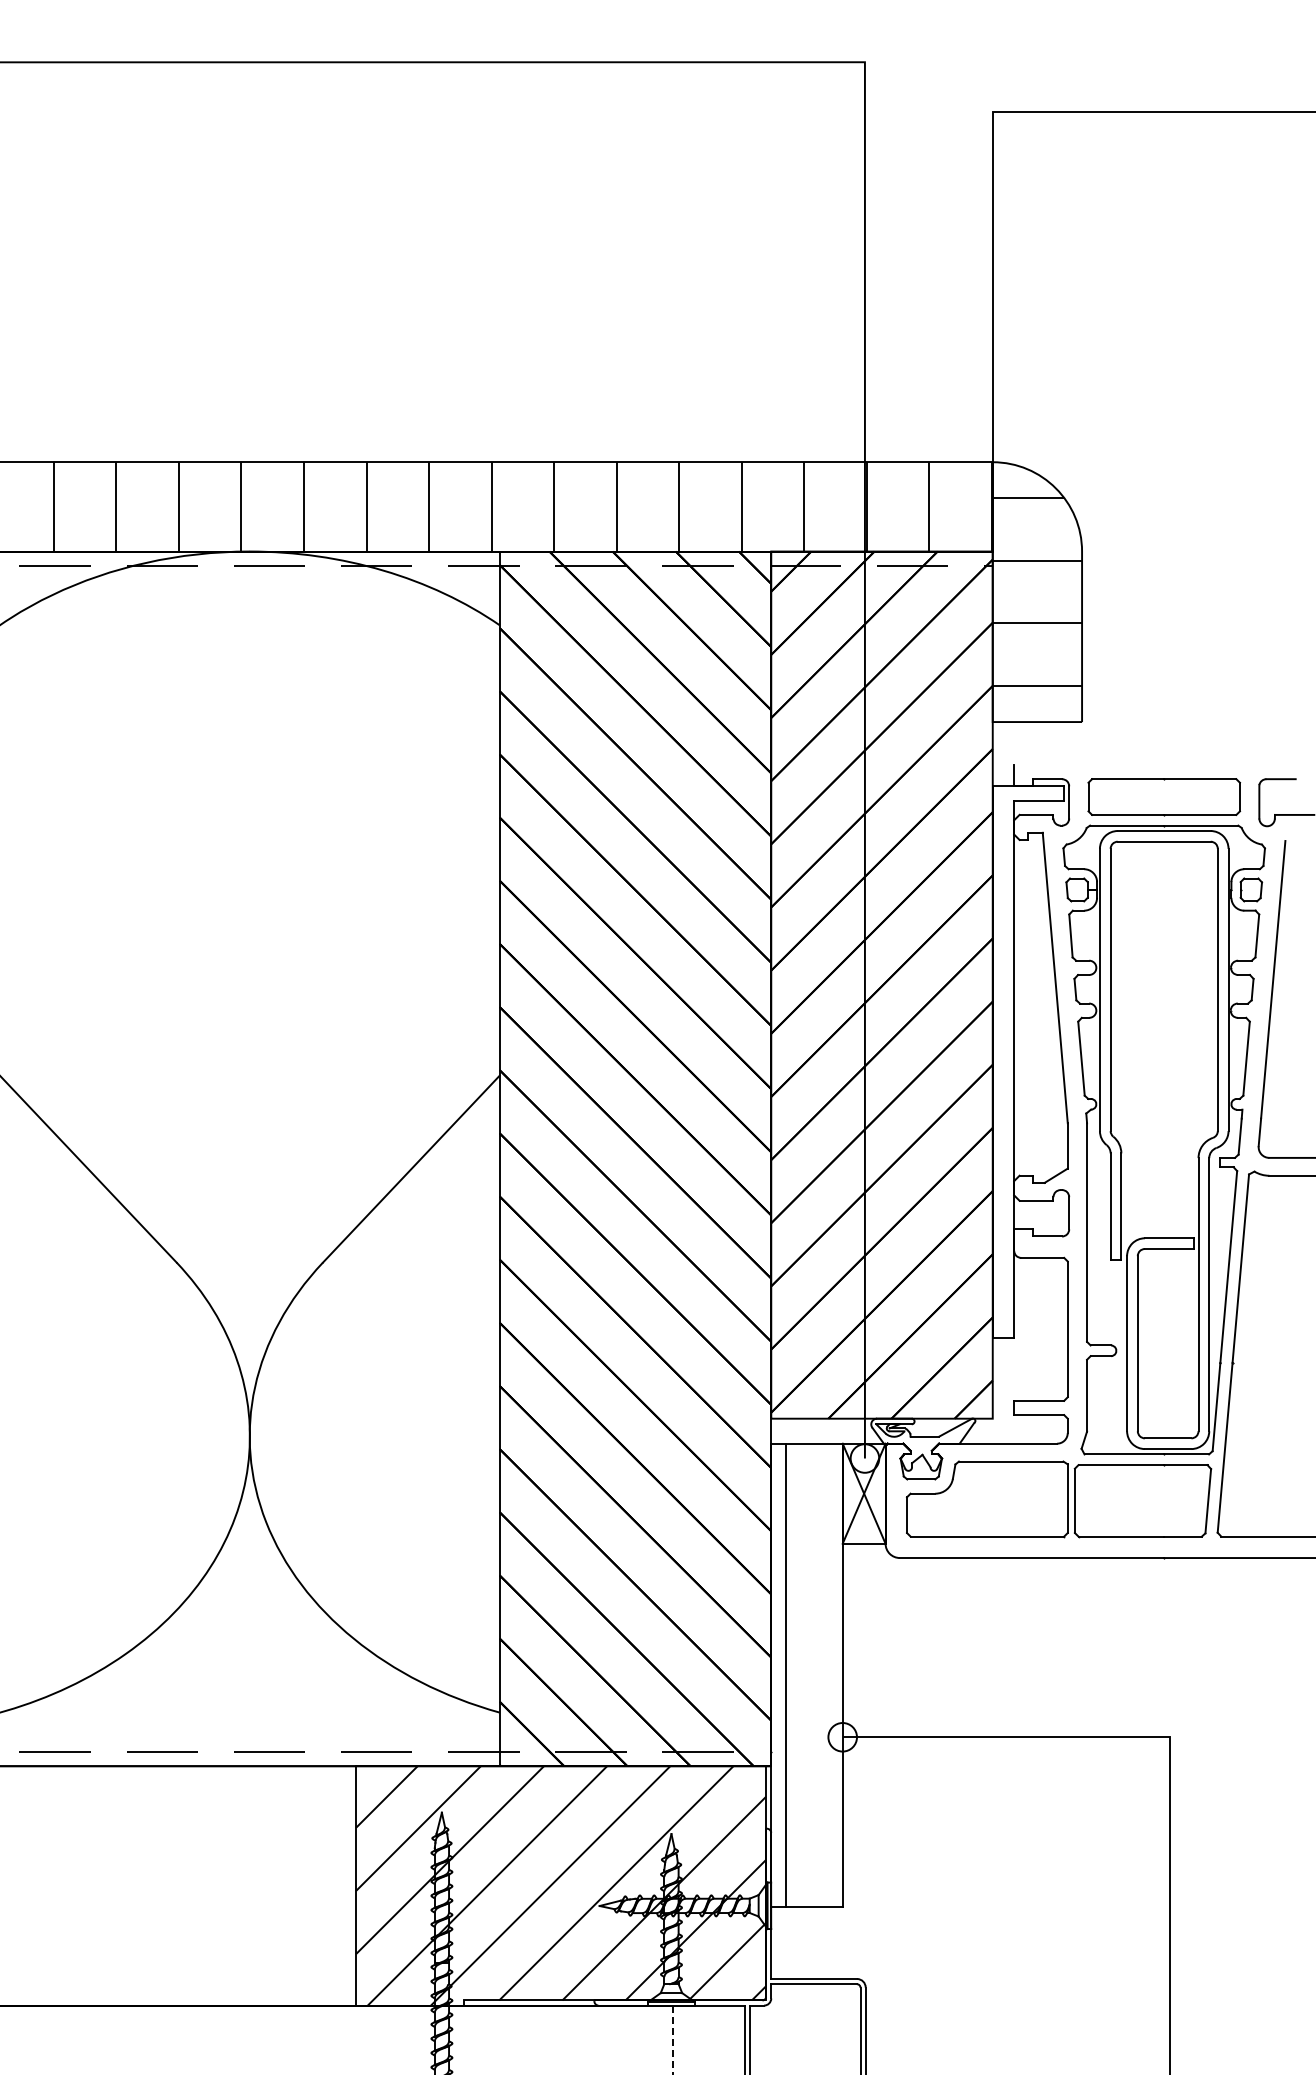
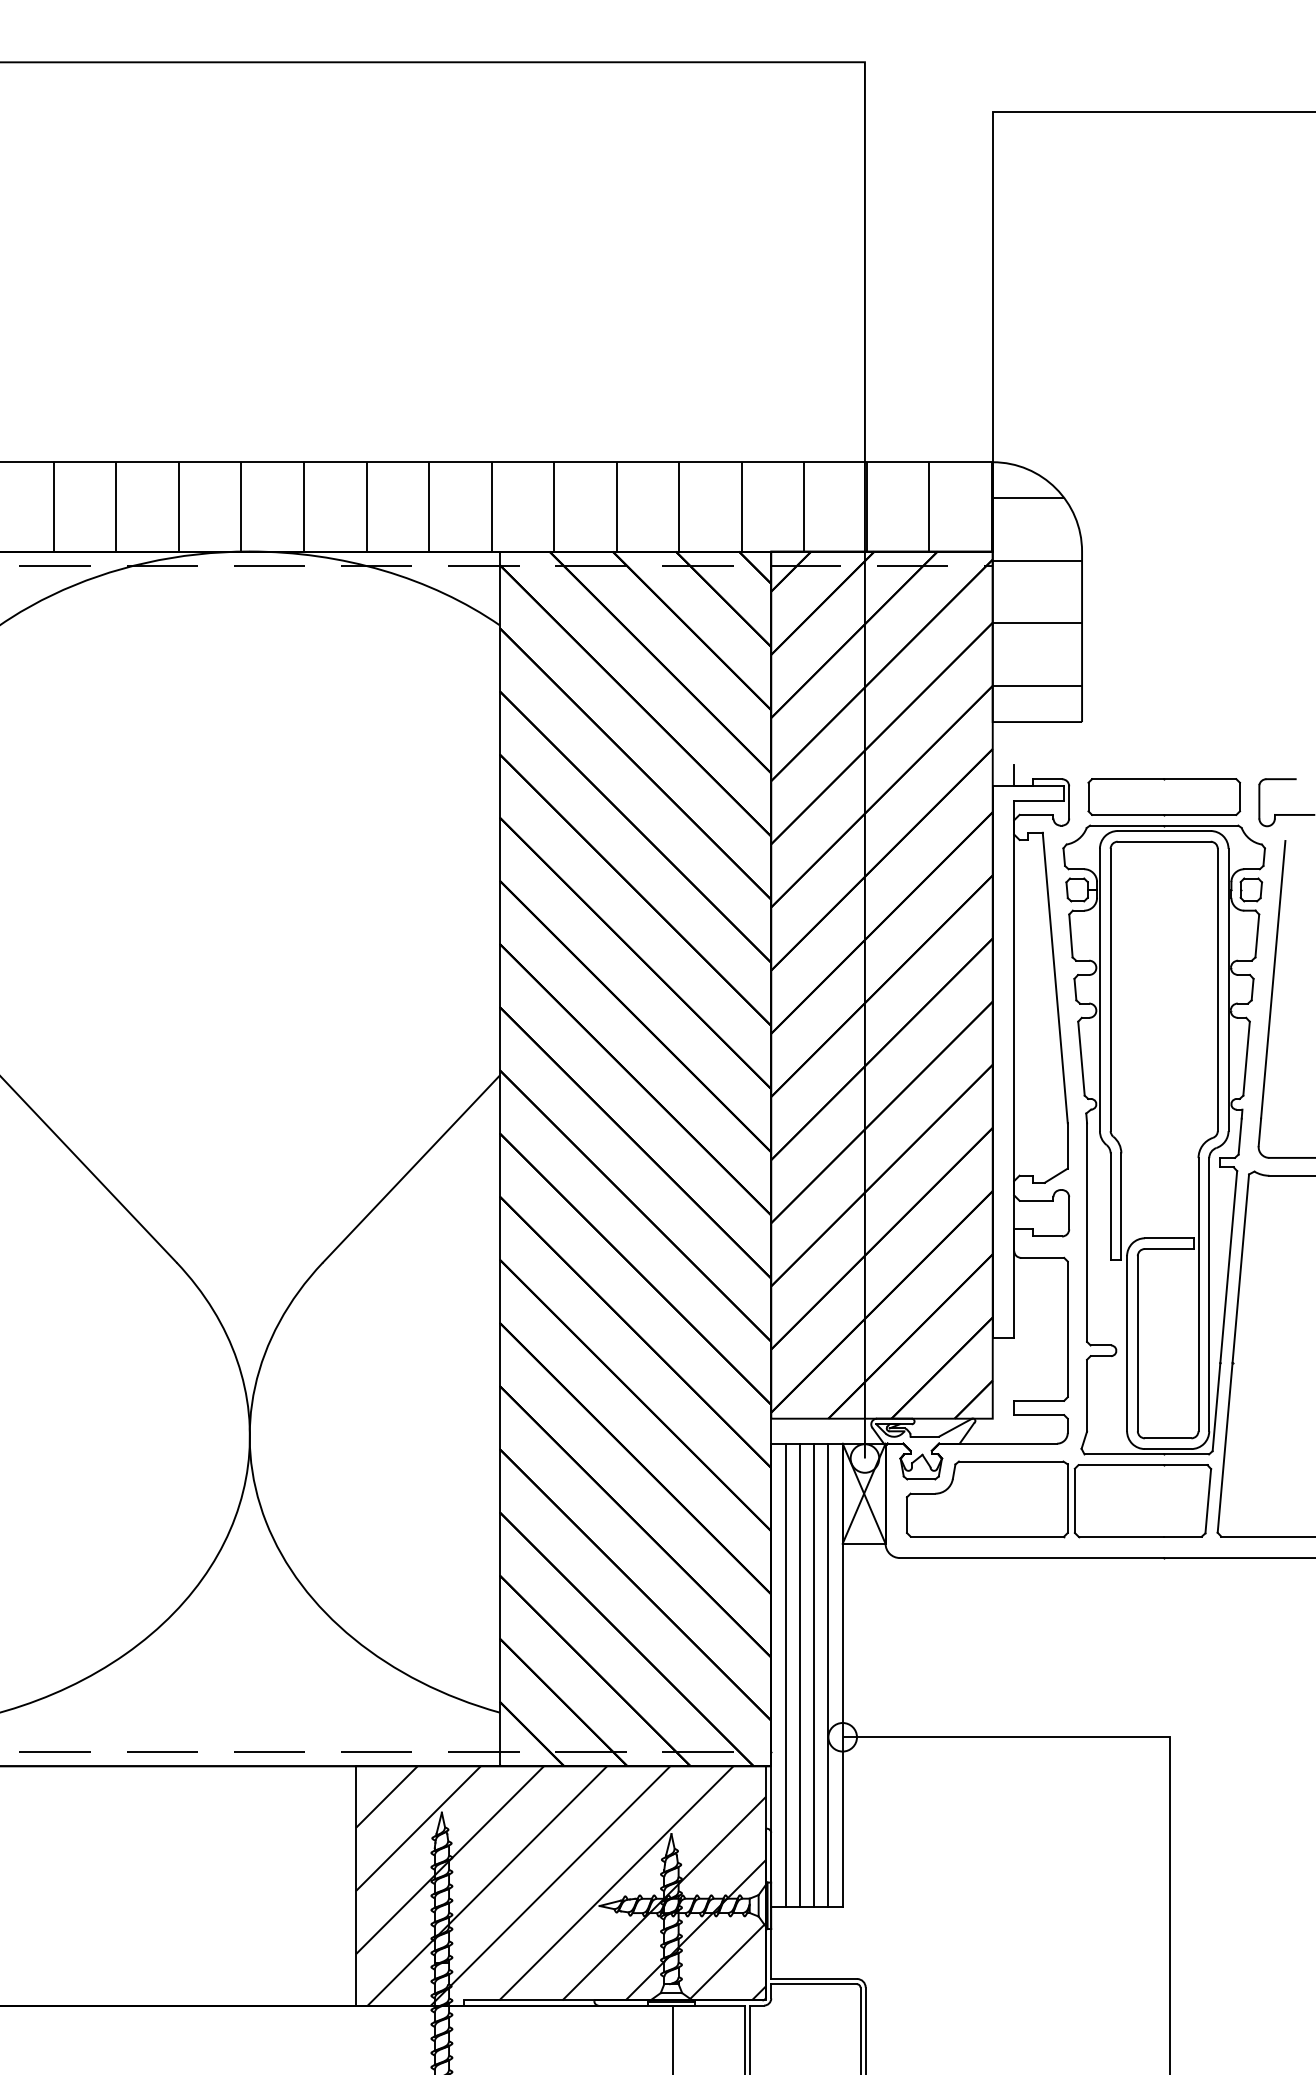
line: none -> present (799, 1675)
line: none -> present (814, 1675)
line: none -> present (828, 1675)
line: dashed -> solid (673, 2040)
